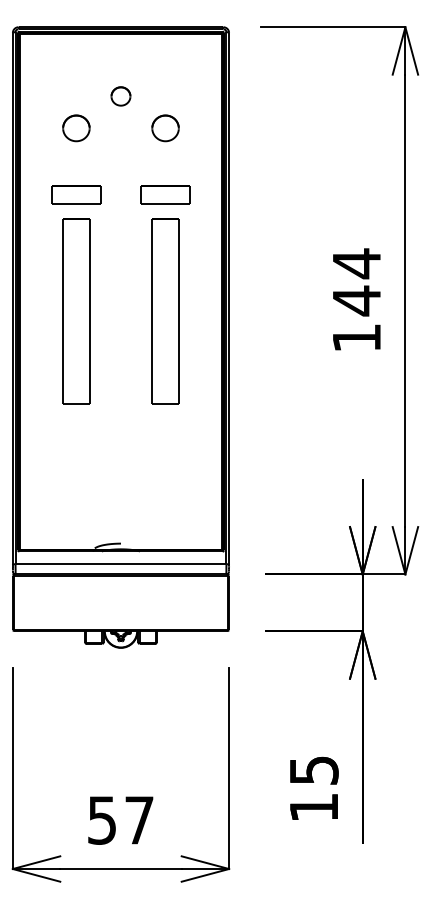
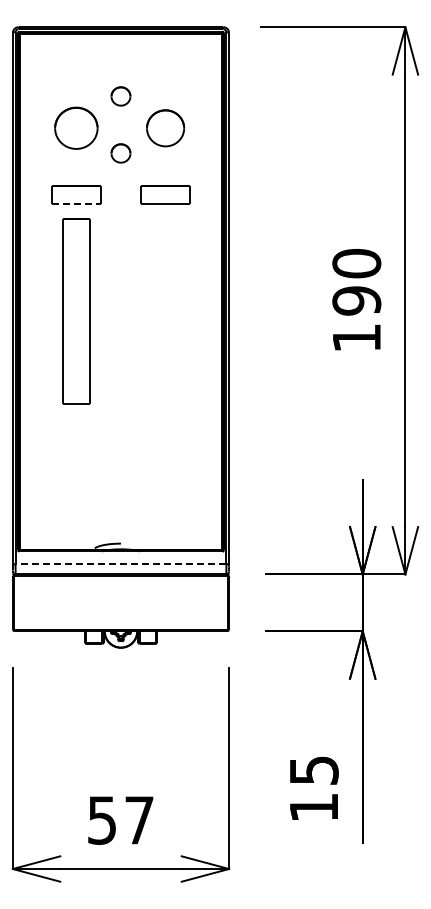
part size: 29x29 px -> 45x44 px (76, 127)
part size: 29x29 px -> 40x39 px (165, 128)
part: none -> present (120, 153)
line: solid -> dashed (76, 203)
text: 144 -> 190 (356, 282)
part: present -> none (165, 311)
line: solid -> dashed (120, 564)
